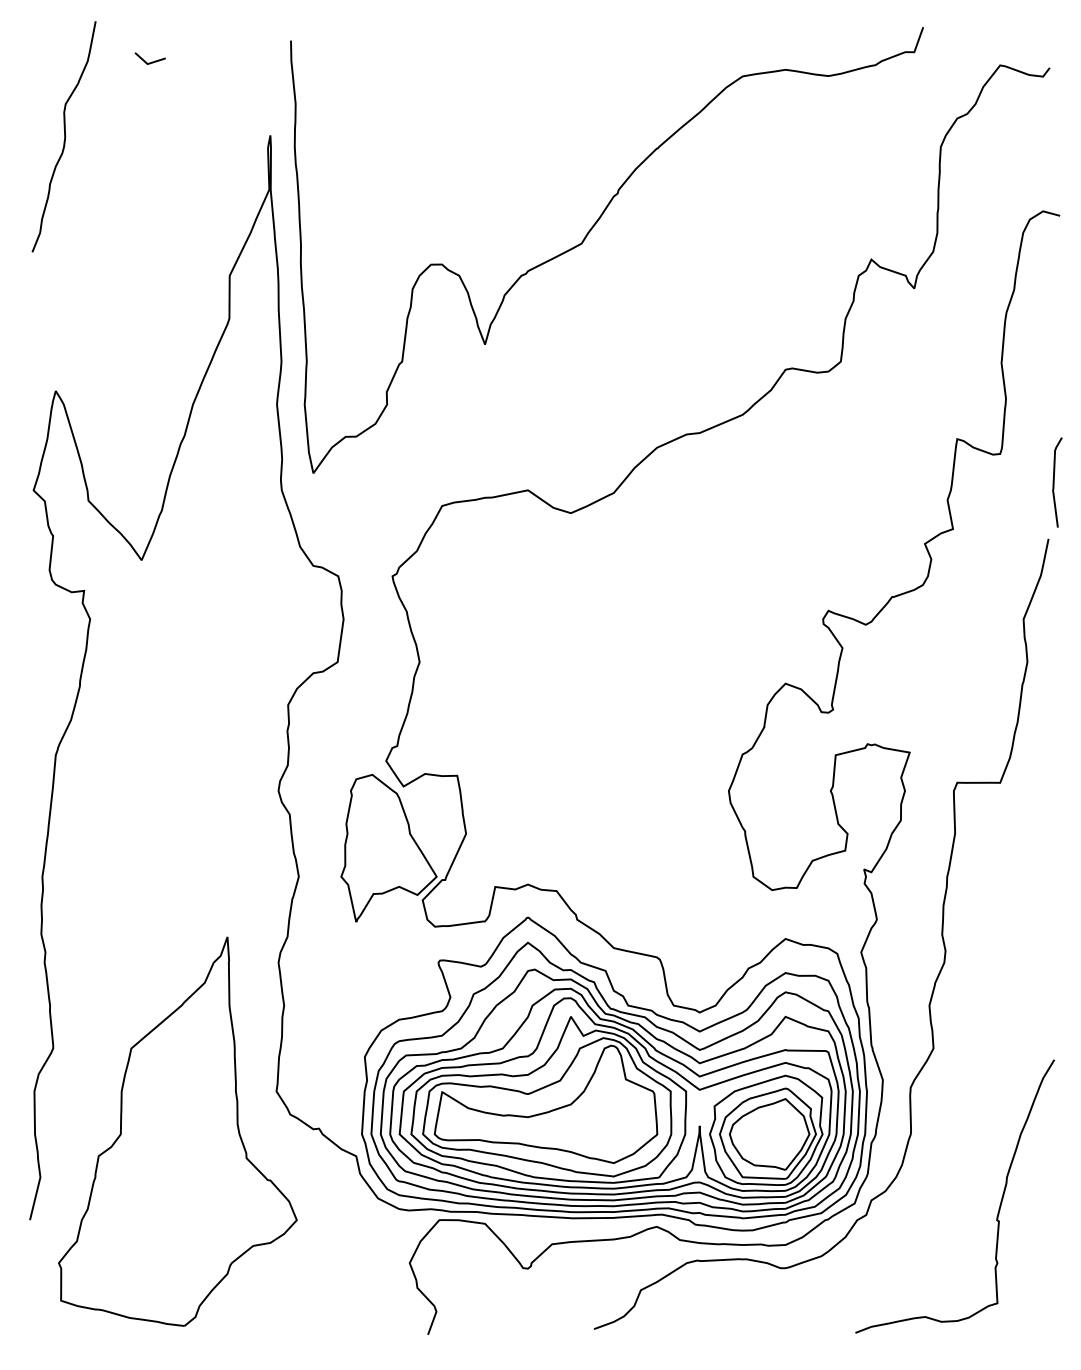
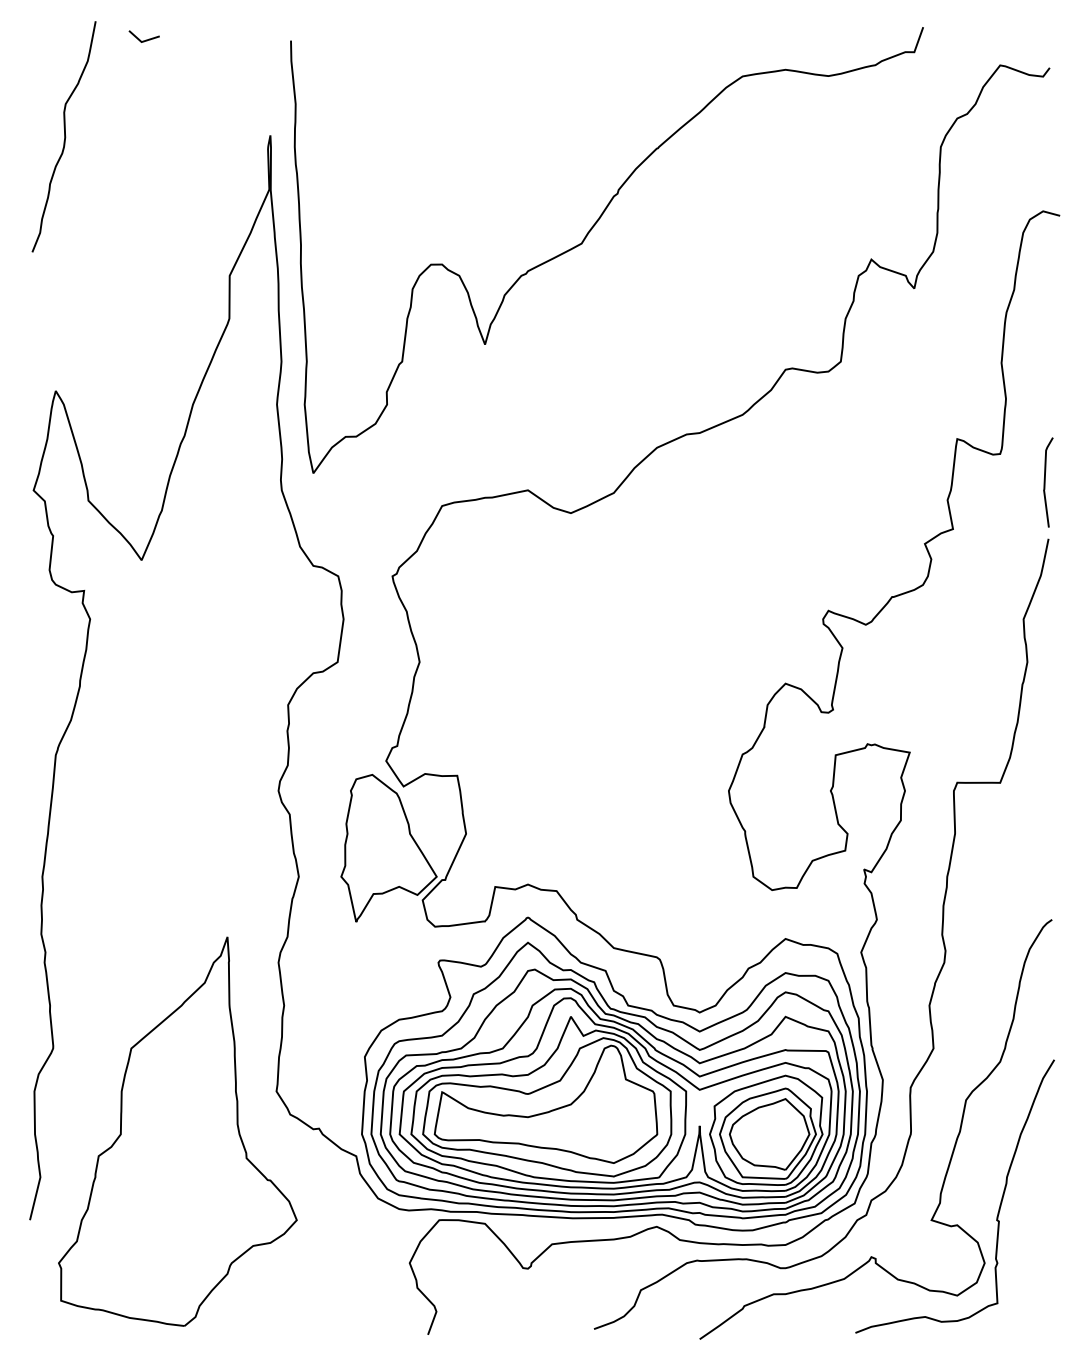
line position: (151, 61) -> (145, 39) (145, 39)
curve position: (1054, 482) -> (1045, 482) (1045, 482)
curve: none -> present (951, 1153)
